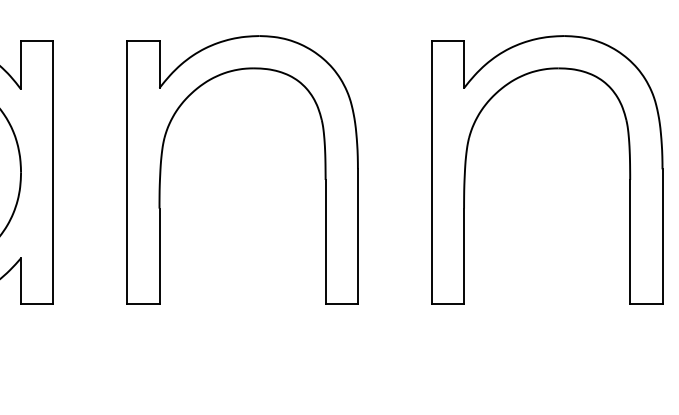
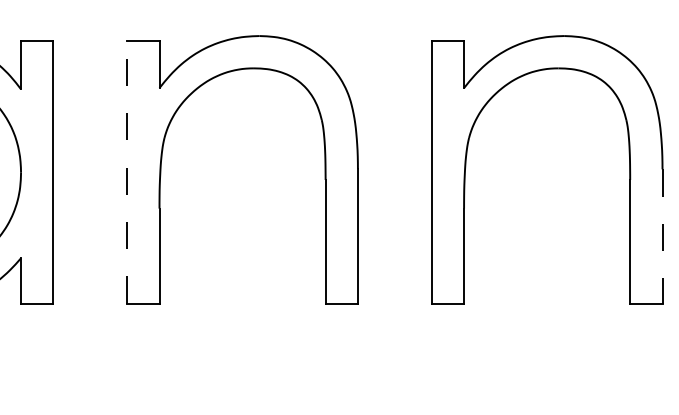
line: solid -> dashed (127, 172)
line: solid -> dashed (662, 237)
